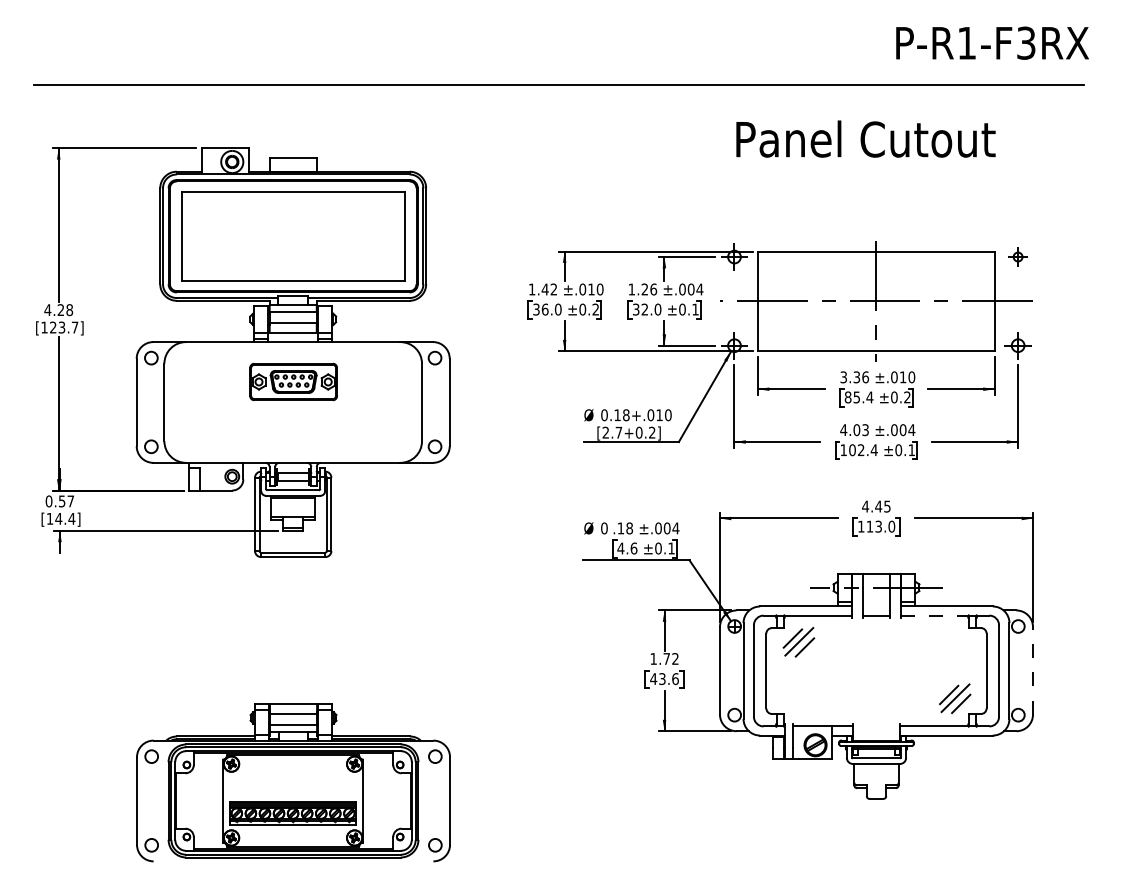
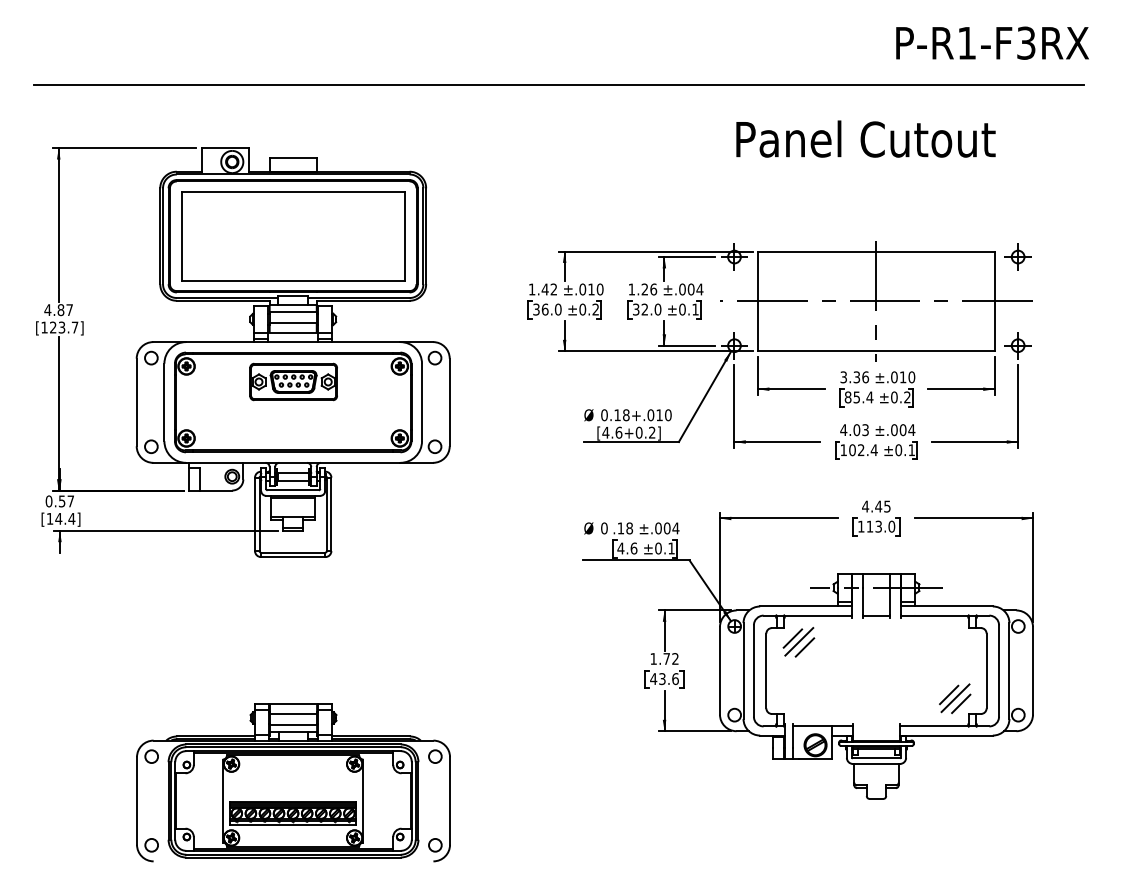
part size: 20x20 px -> 28x28 px (1017, 256)
text: 4.28 -> 4.87 (65, 310)
part: none -> present (293, 402)
text: [2.7+0.2] -> [4.6+0.2] (612, 432)
line: dashed -> solid (935, 615)
line: dashed -> solid (1033, 670)
